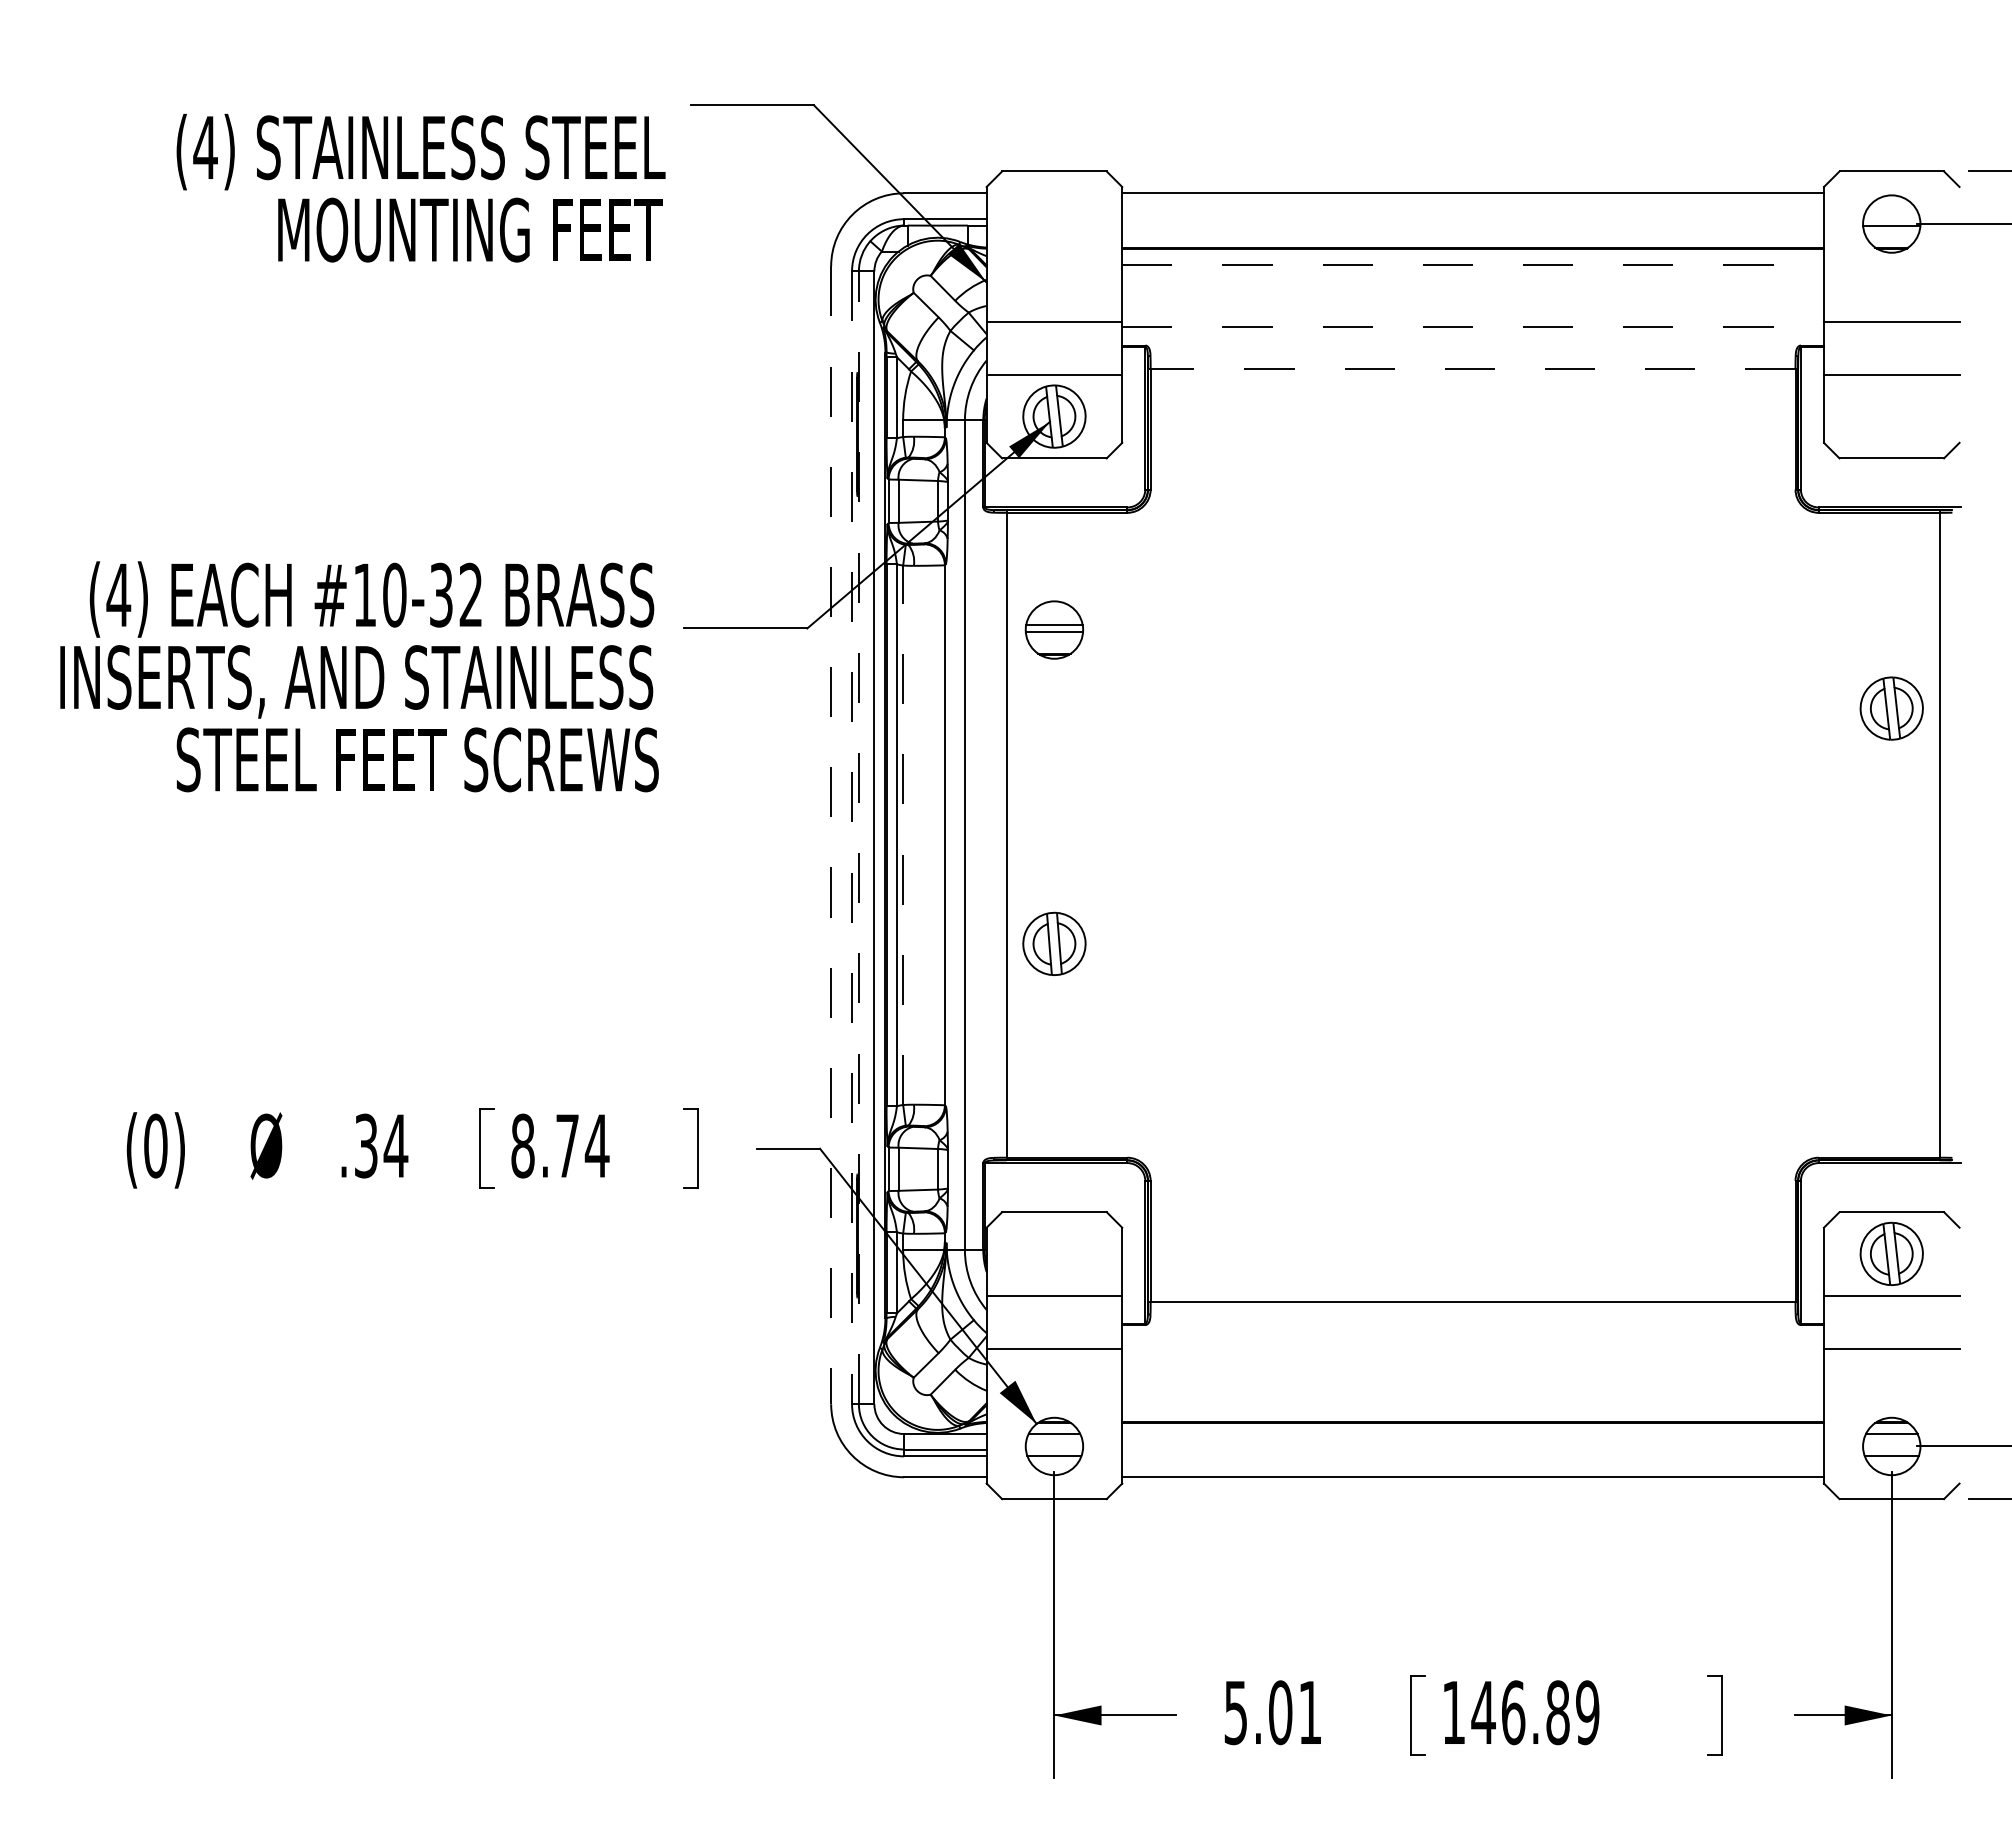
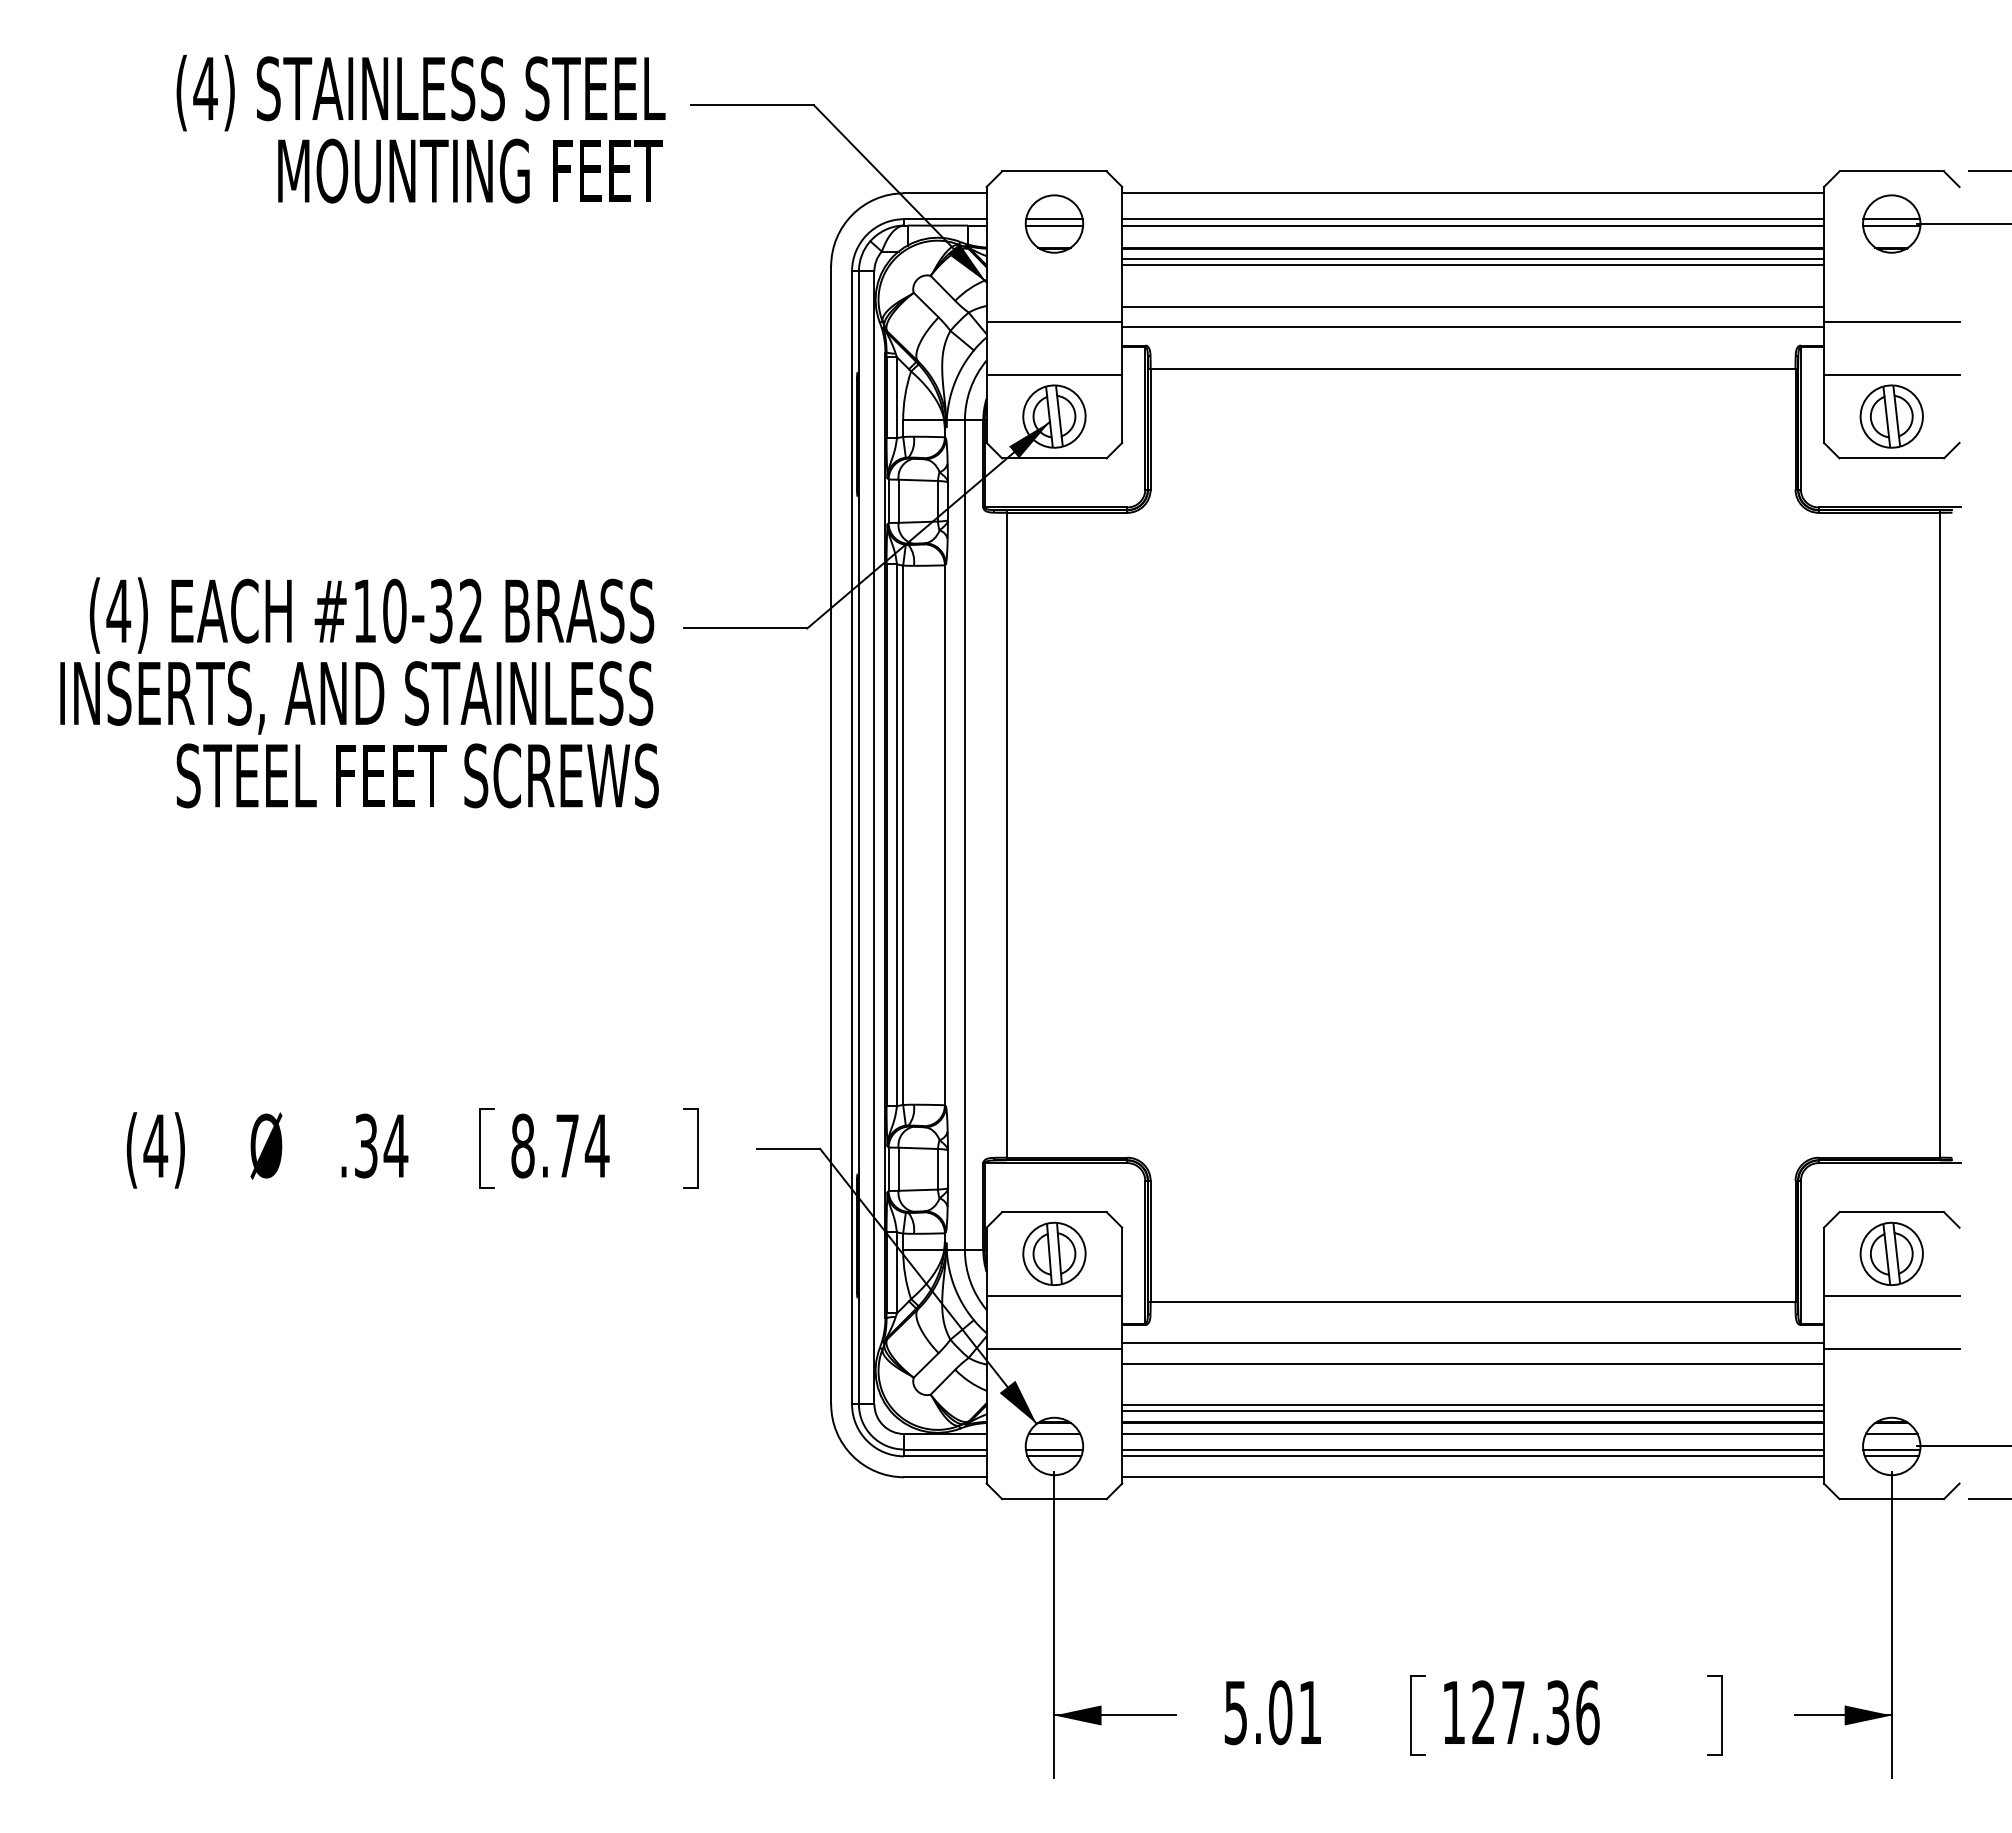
text position: (420, 188) -> (420, 129) (420, 129)
line: none -> present (1472, 219)
line: none -> present (1891, 219)
line: none -> present (1472, 225)
line: none -> present (1472, 259)
line: dashed -> solid (1473, 265)
line: none -> present (1472, 307)
line: dashed -> solid (1473, 327)
line: dashed -> solid (1472, 368)
part position: (1053, 629) -> (1053, 223) (1053, 223)
text position: (359, 676) -> (359, 692) (359, 692)
part position: (1891, 708) -> (1891, 416) (1891, 416)
line: dashed -> solid (831, 835)
line: dashed -> solid (903, 835)
line: dashed -> solid (858, 837)
line: dashed -> solid (852, 838)
part position: (1054, 943) -> (1054, 1253) (1054, 1253)
text: (0) -> (4) (155, 1145)
line: none -> present (1472, 1343)
line: none -> present (1472, 1363)
line: none -> present (1472, 1405)
line: none -> present (1472, 1411)
line: none -> present (1472, 1434)
line: none -> present (1054, 1449)
line: none -> present (1472, 1449)
line: none -> present (1891, 1449)
line: none -> present (1472, 1456)
text: 146.89 -> 127.36 (1535, 1712)
